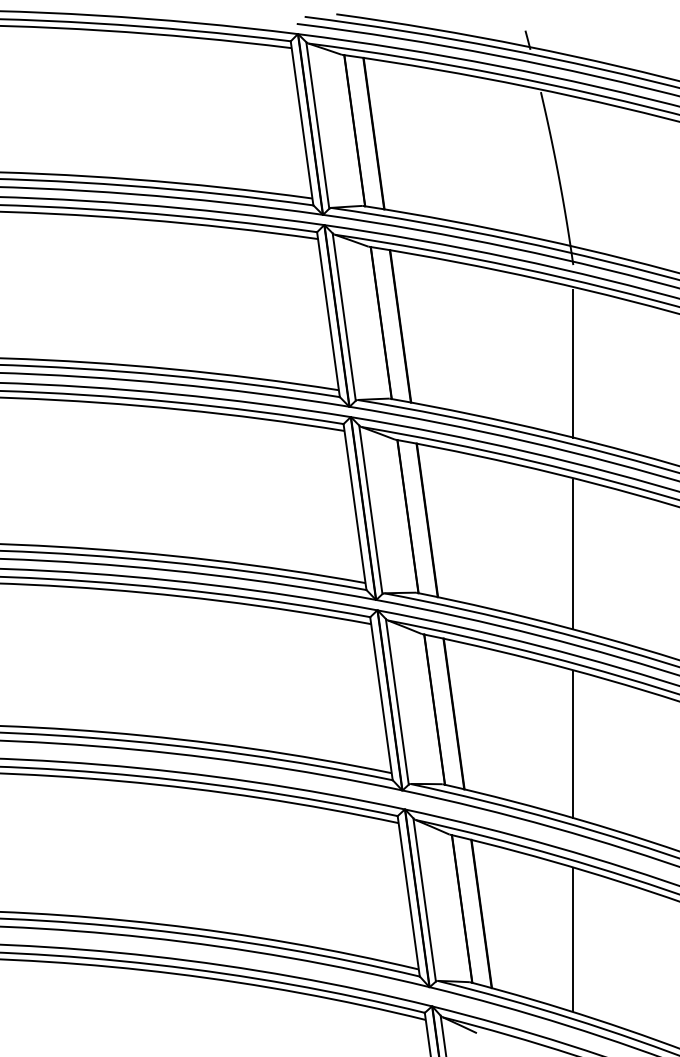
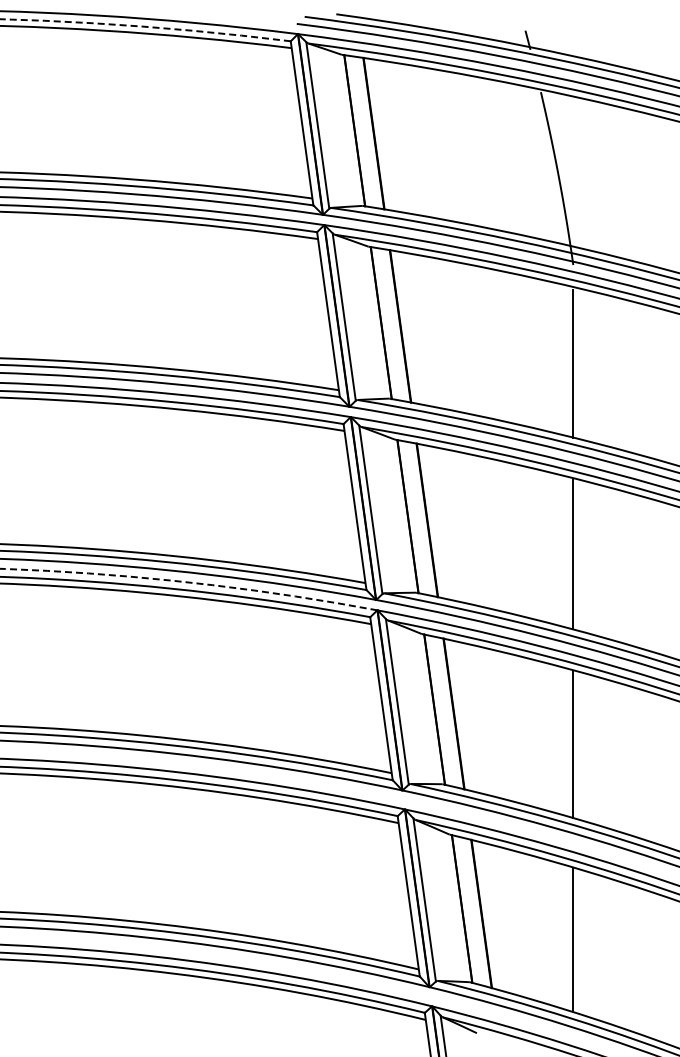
arc: solid -> dashed (144, 26)
arc: solid -> dashed (189, 582)
